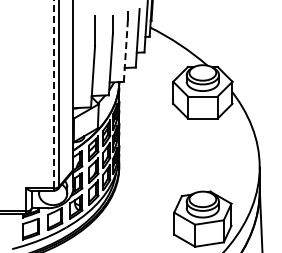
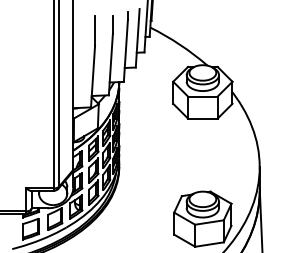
line: dashed -> solid (125, 51)
line: dashed -> solid (54, 94)
